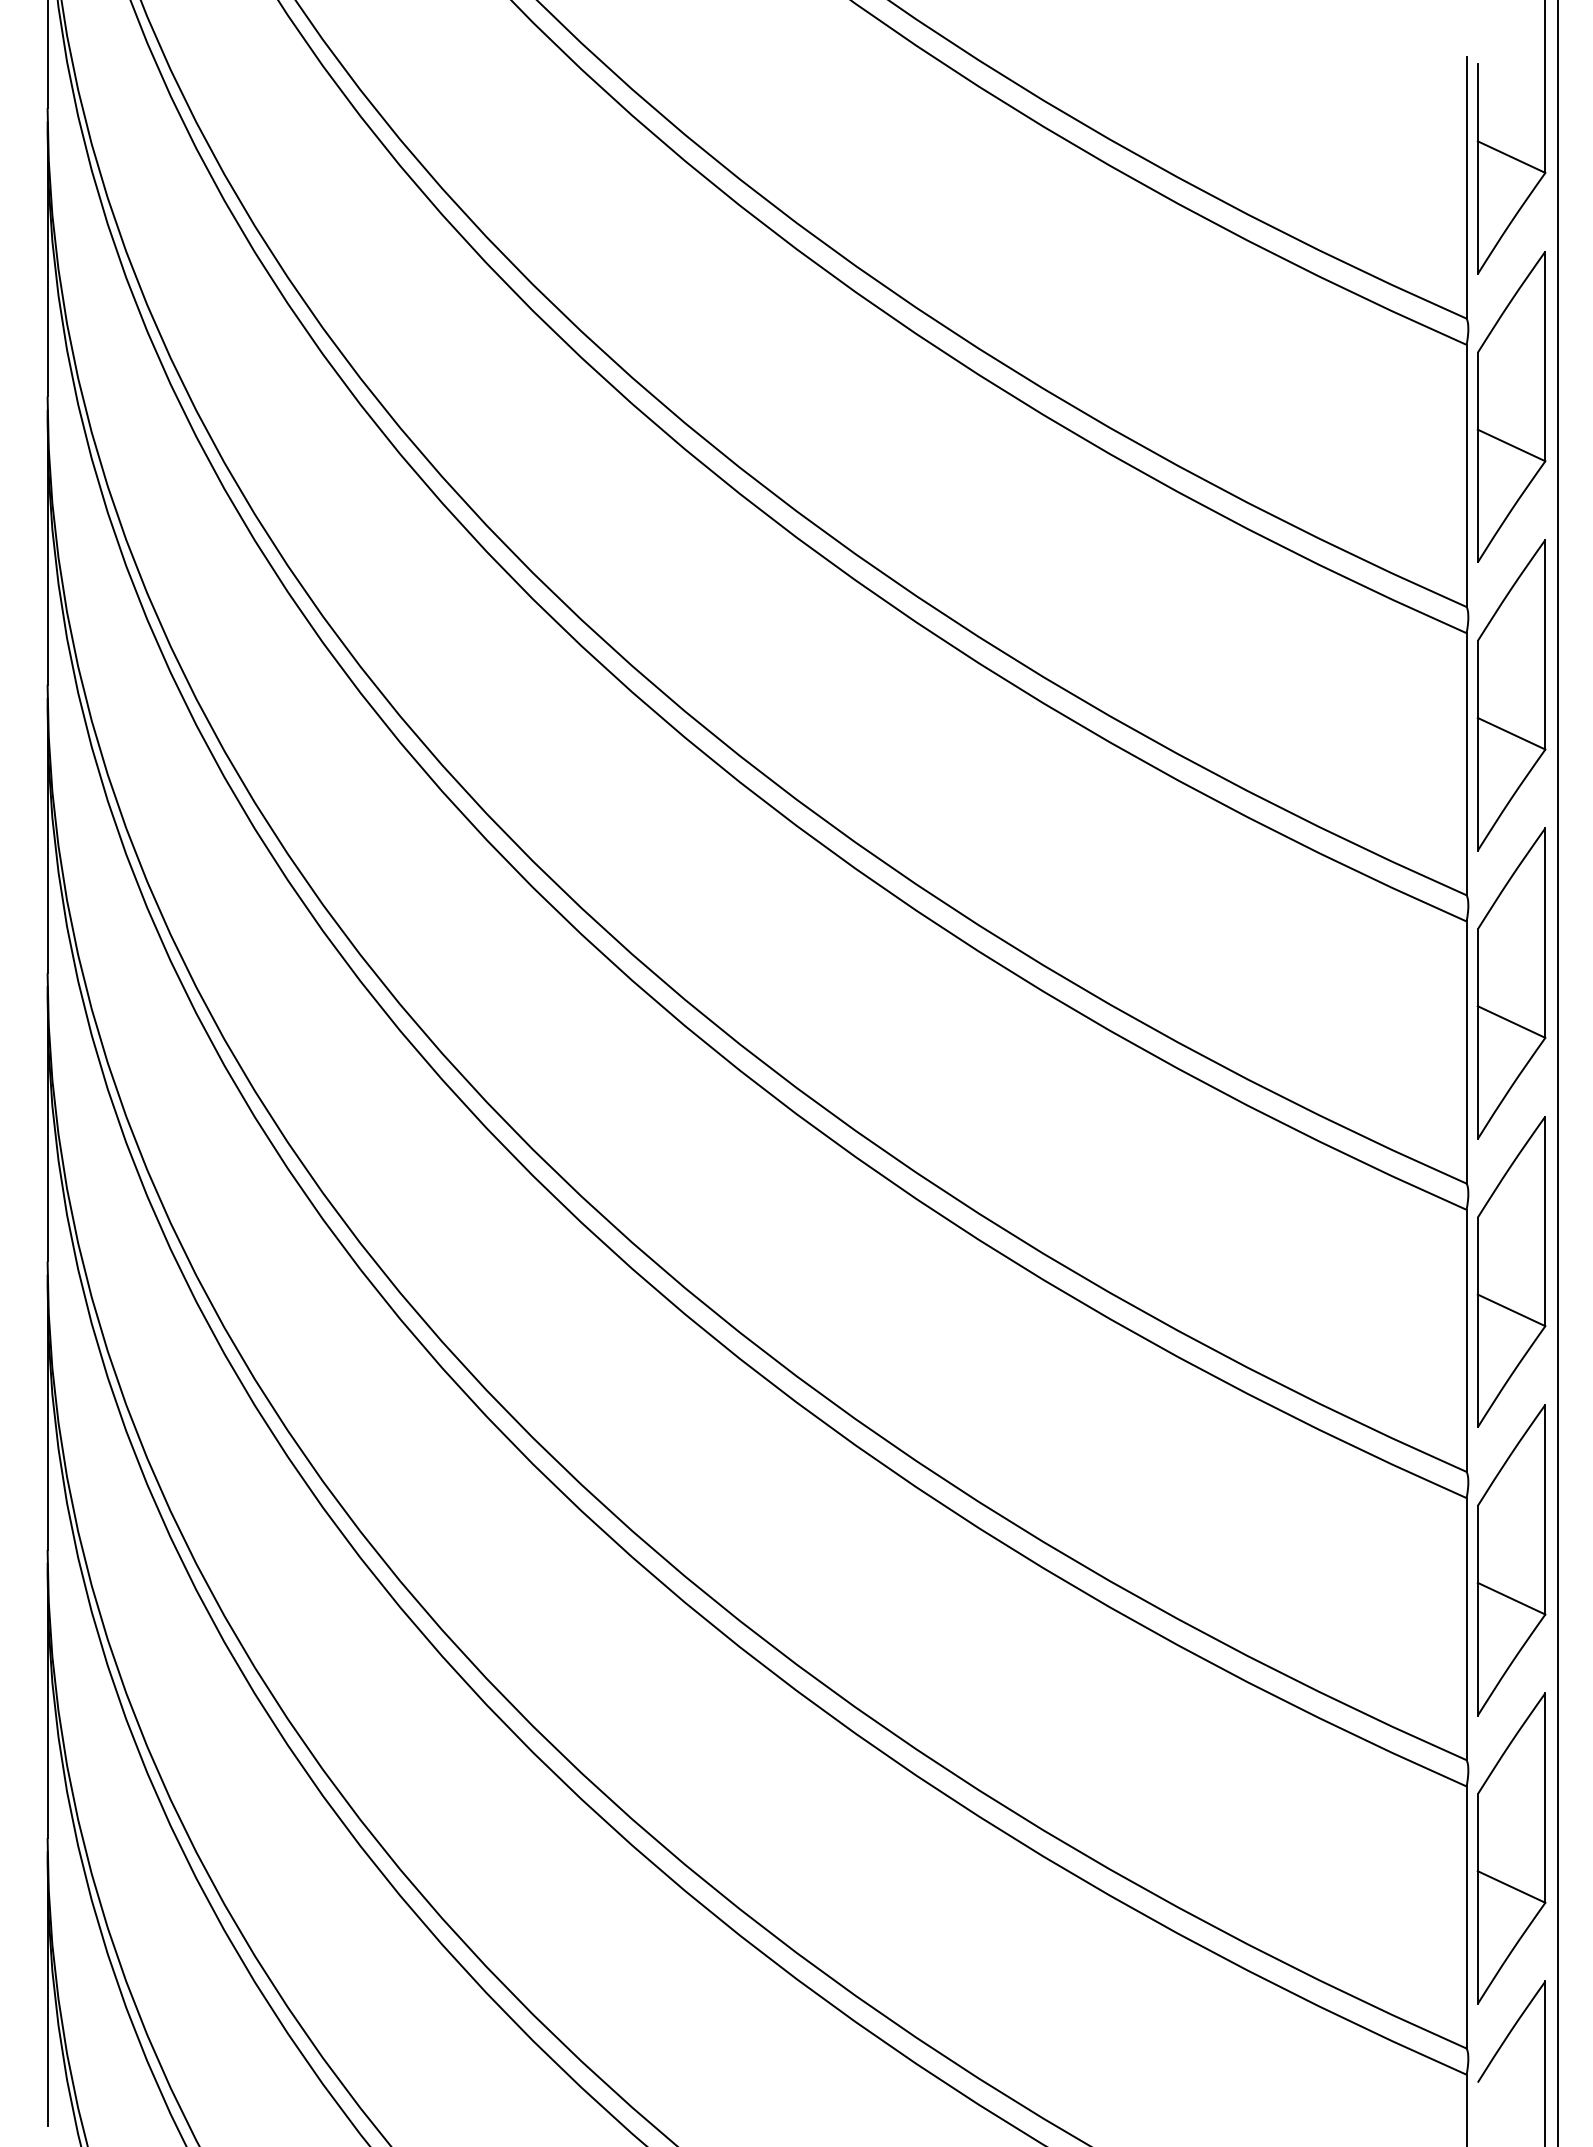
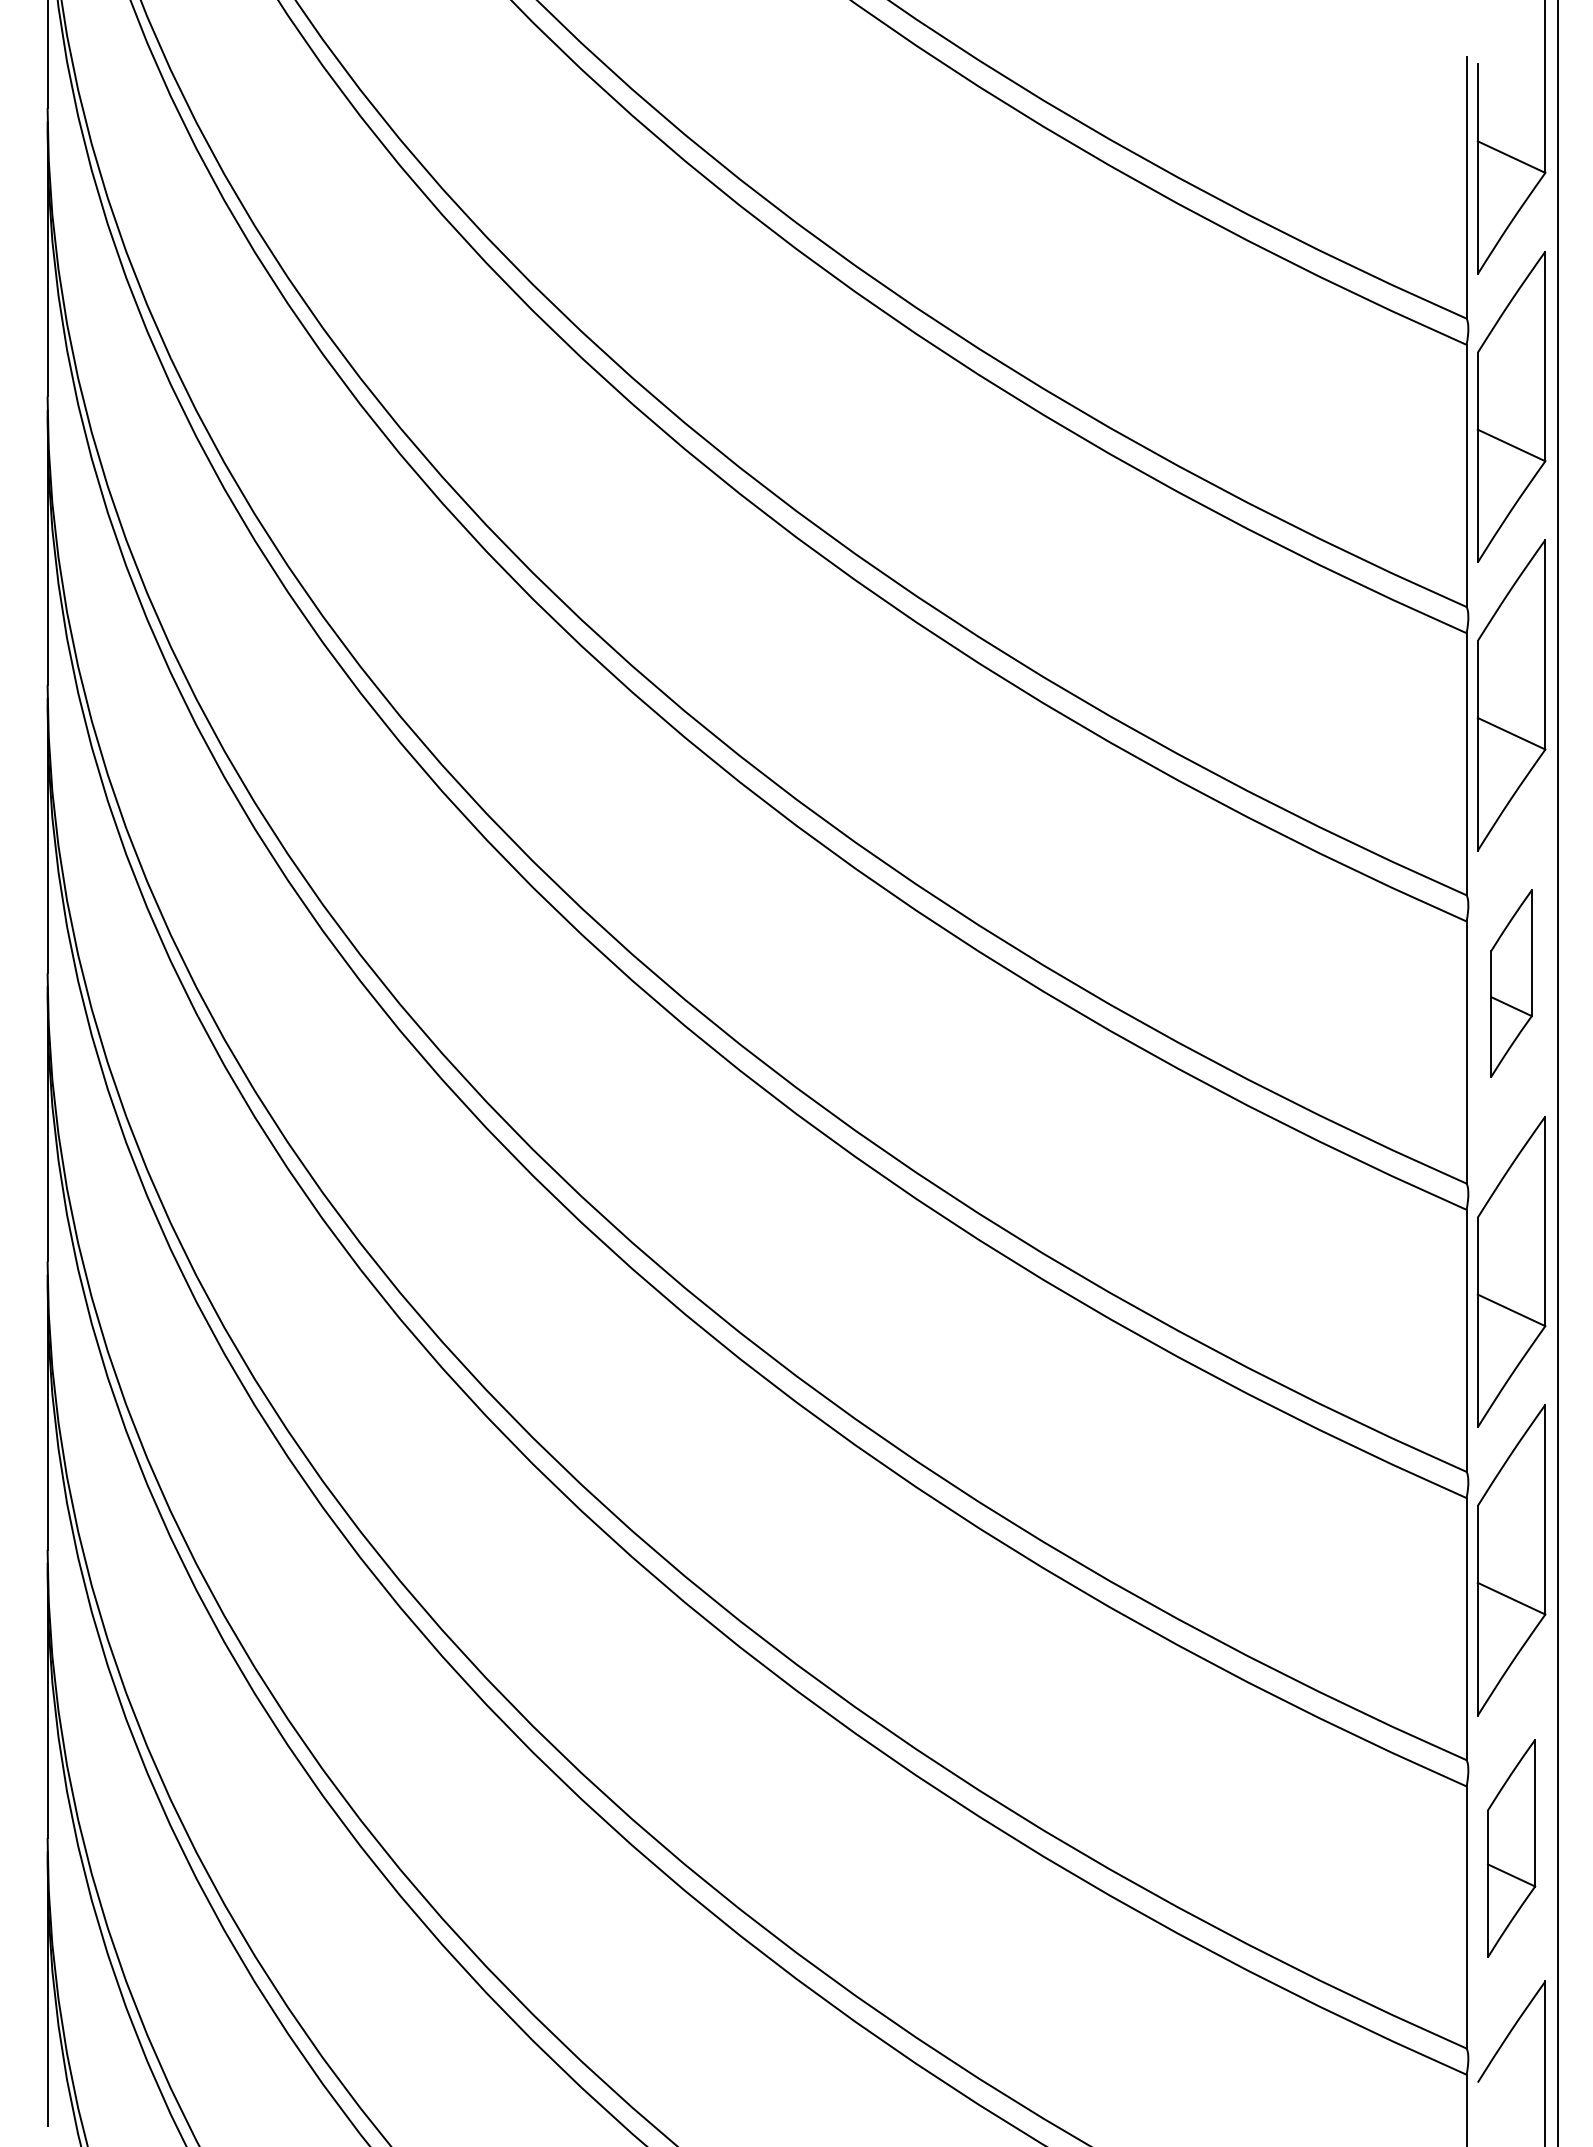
part size: 71x313 px -> 43x189 px (1511, 983)
part size: 71x313 px -> 51x219 px (1511, 1848)
